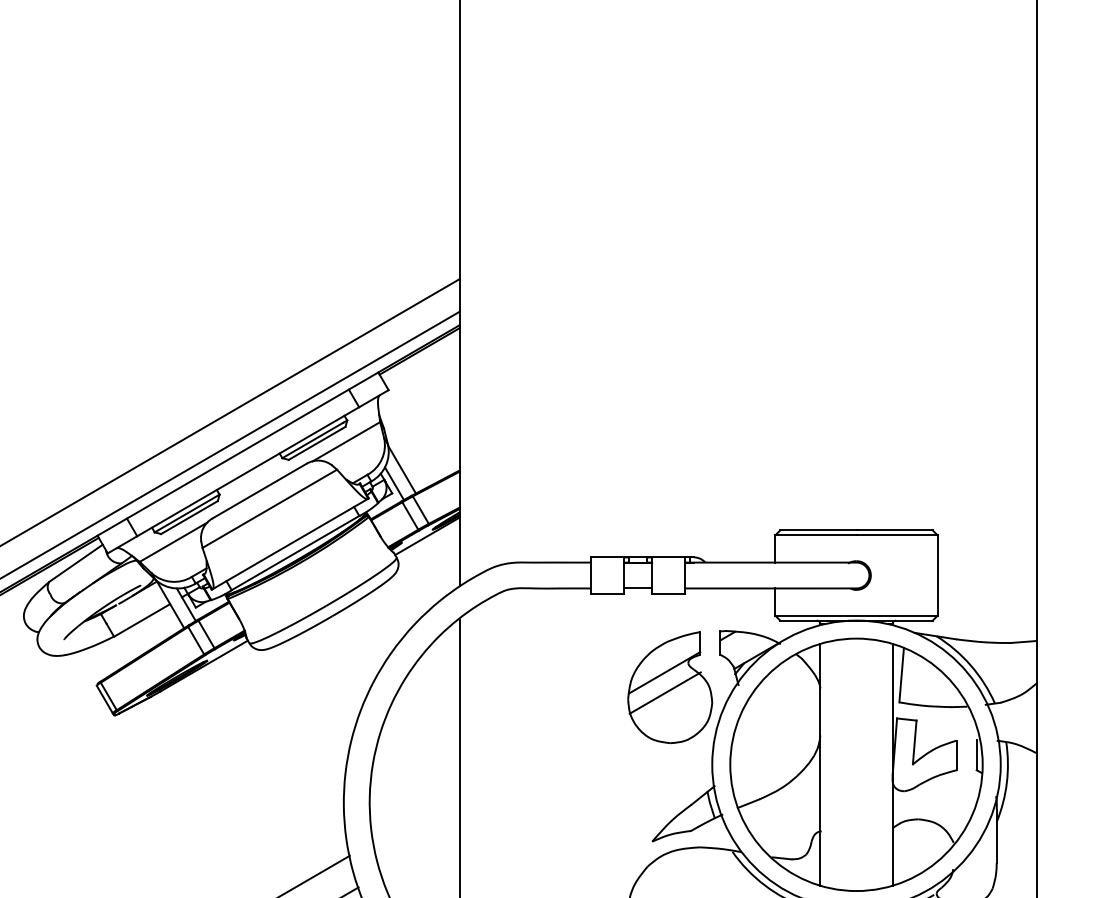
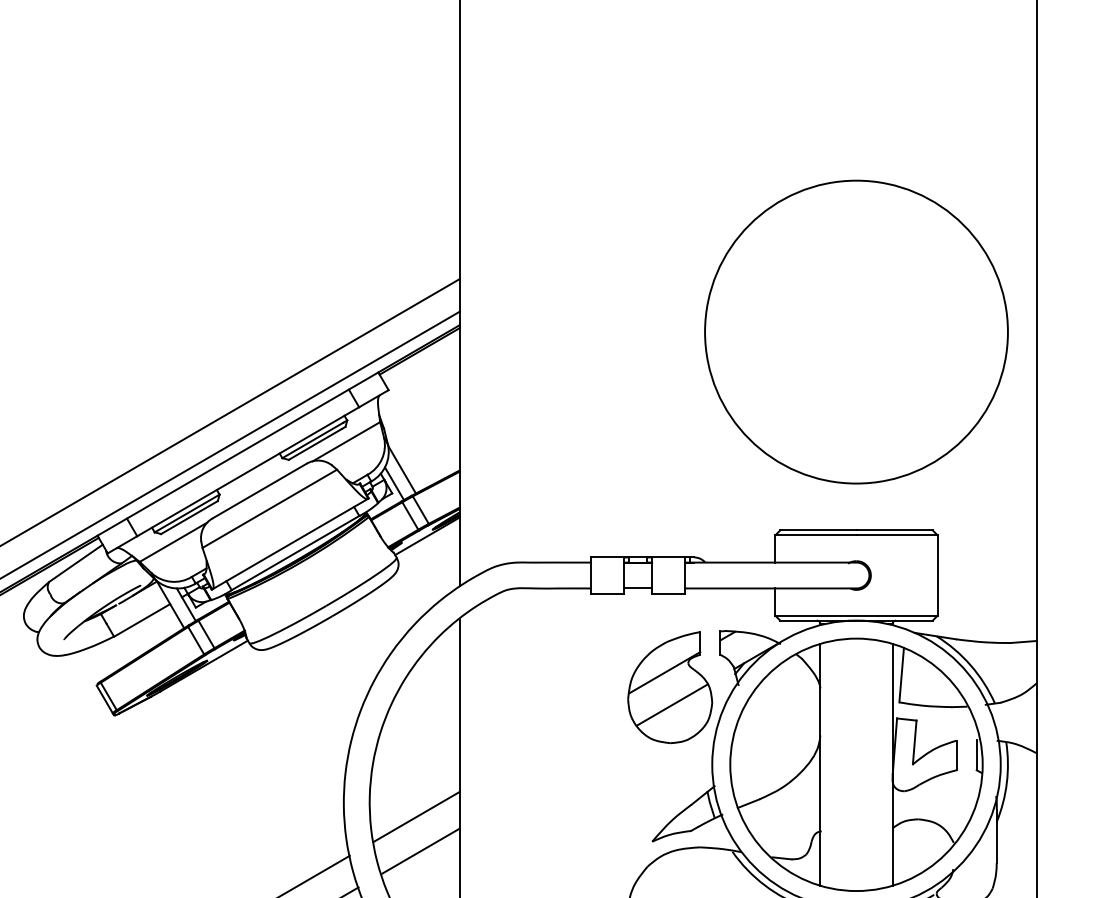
circle: none -> present (856, 331)
line position: (664, 692) -> (671, 704) (671, 704)
line: none -> present (416, 816)
line: none -> present (420, 850)
